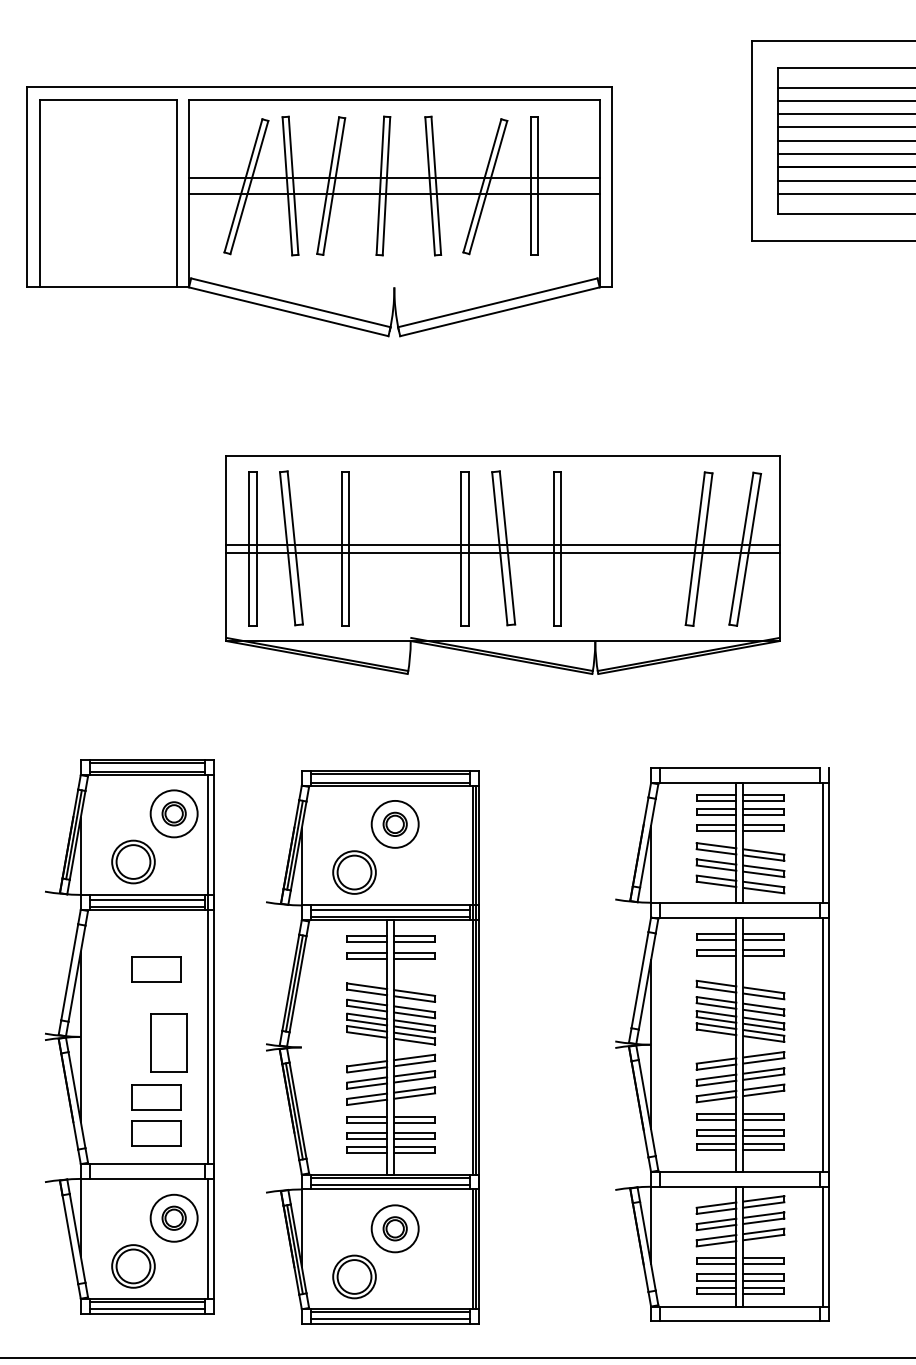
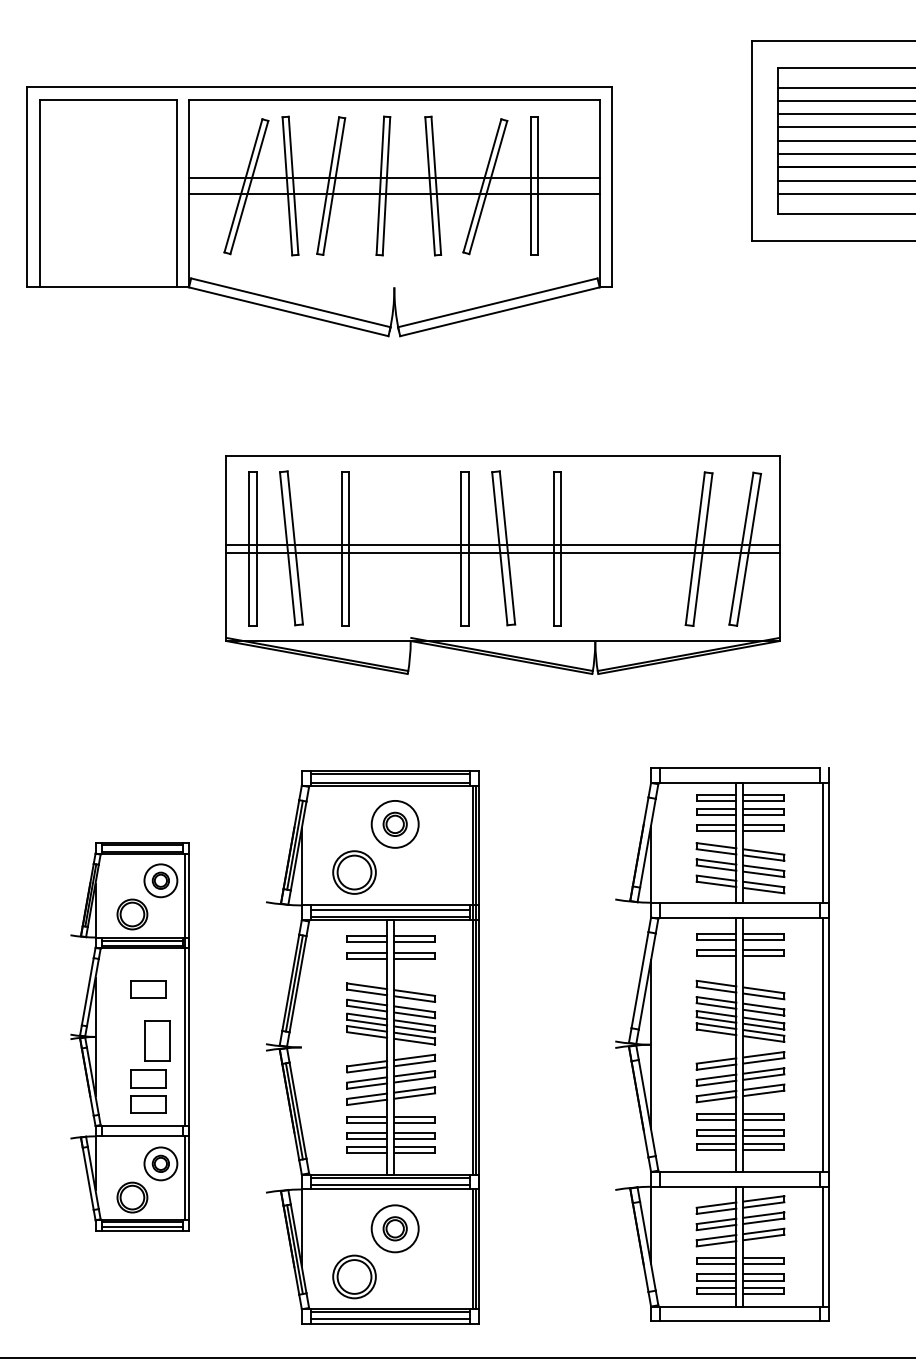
part size: 170x556 px -> 120x390 px (129, 1036)
